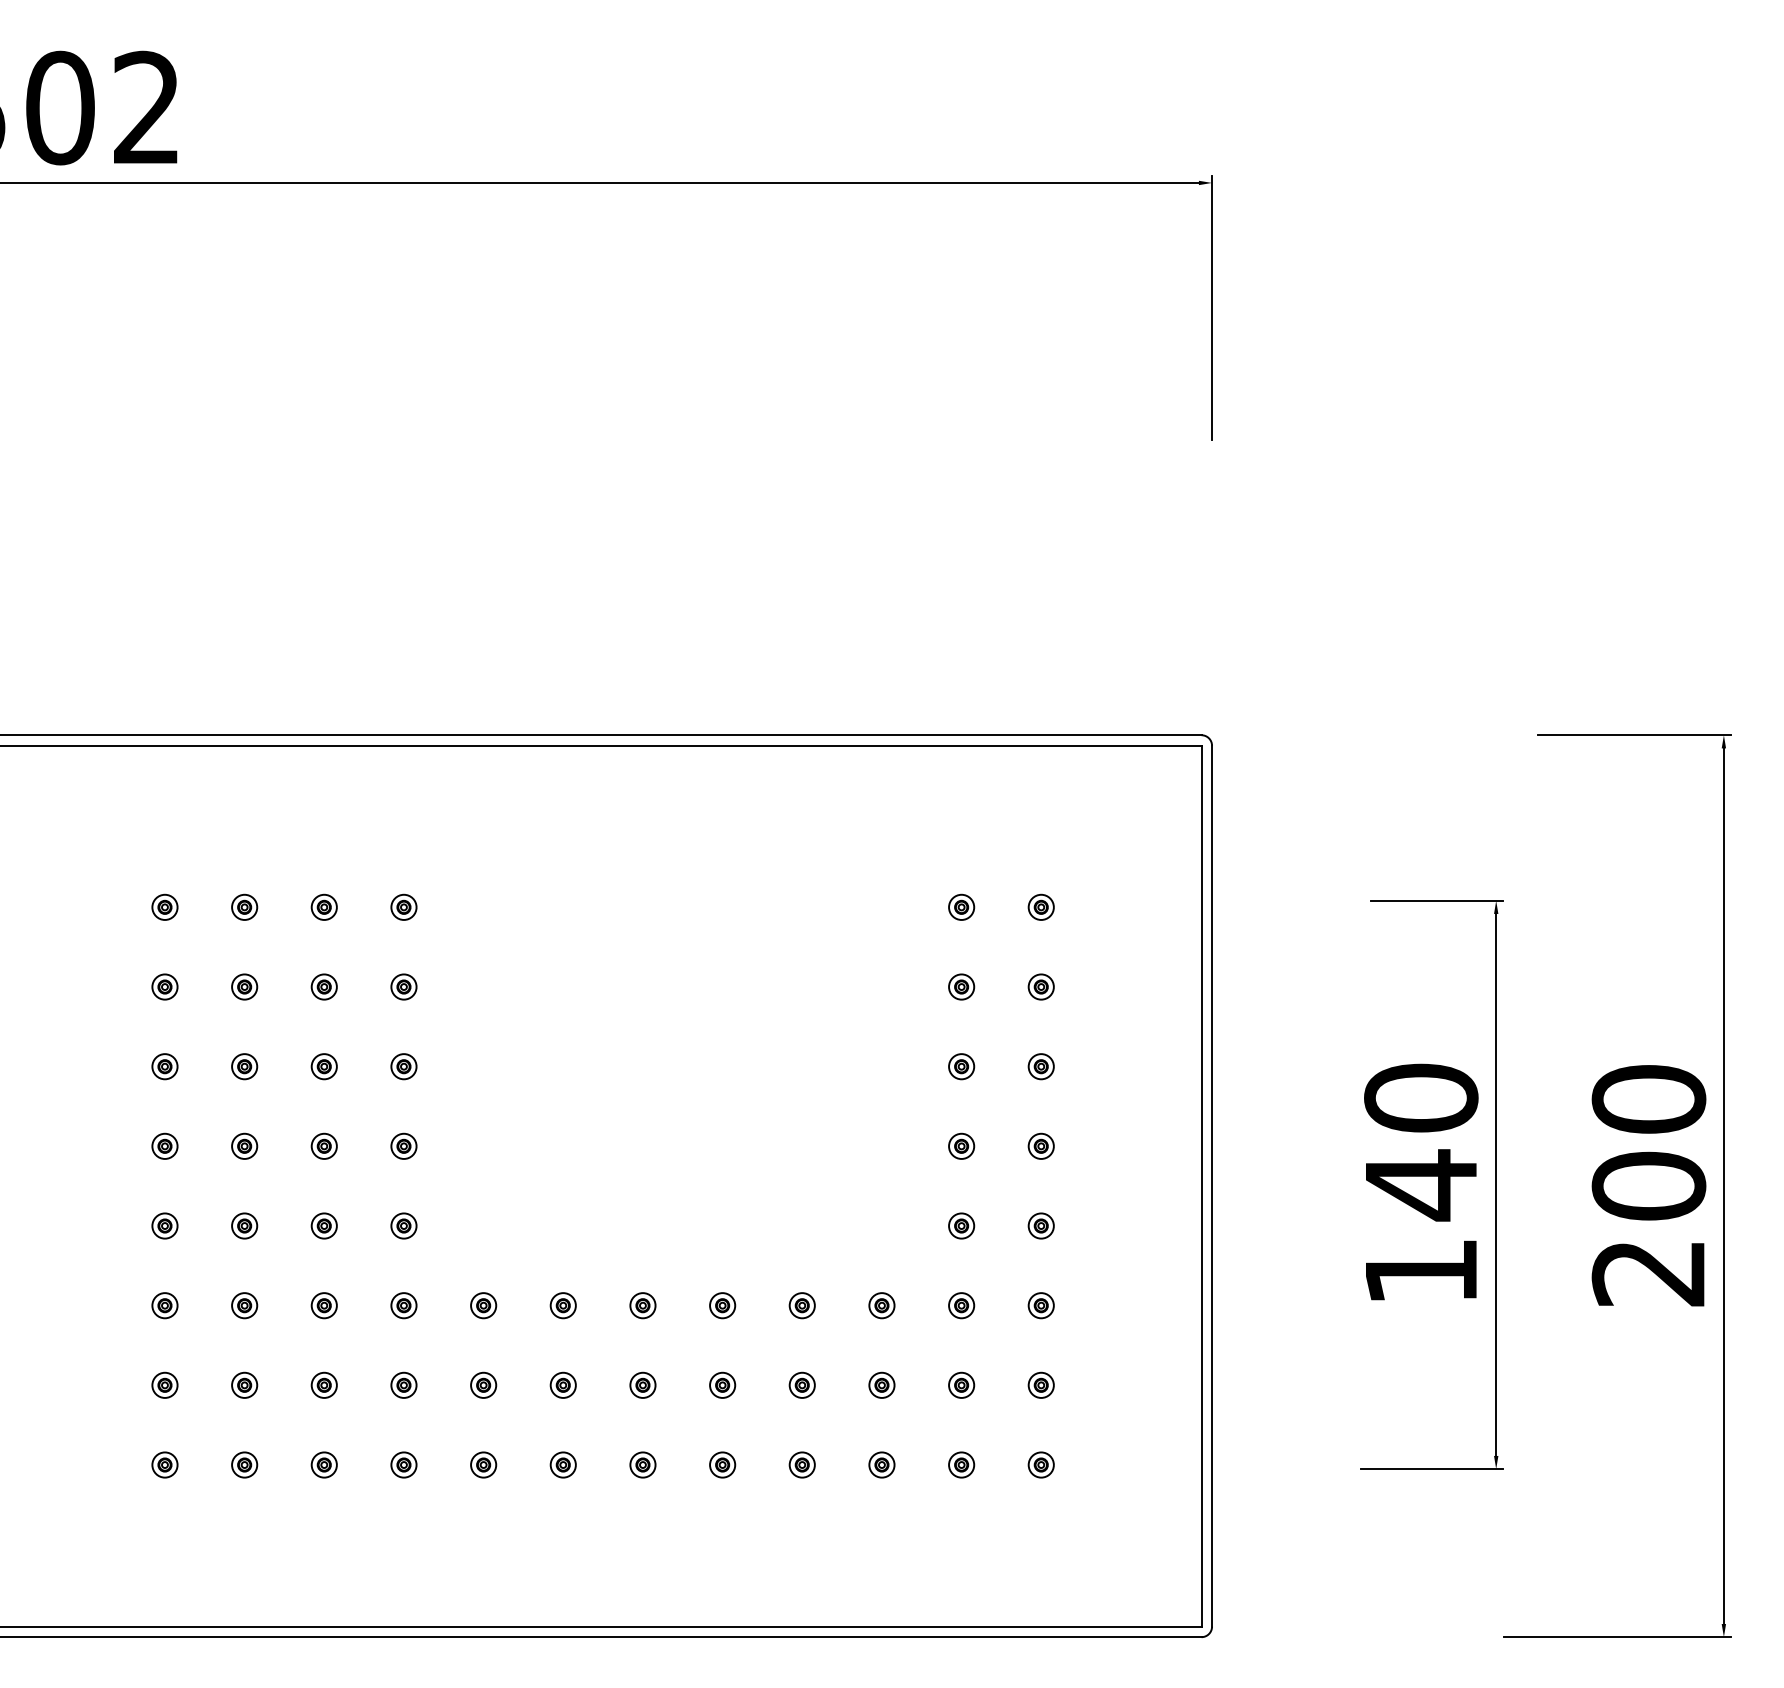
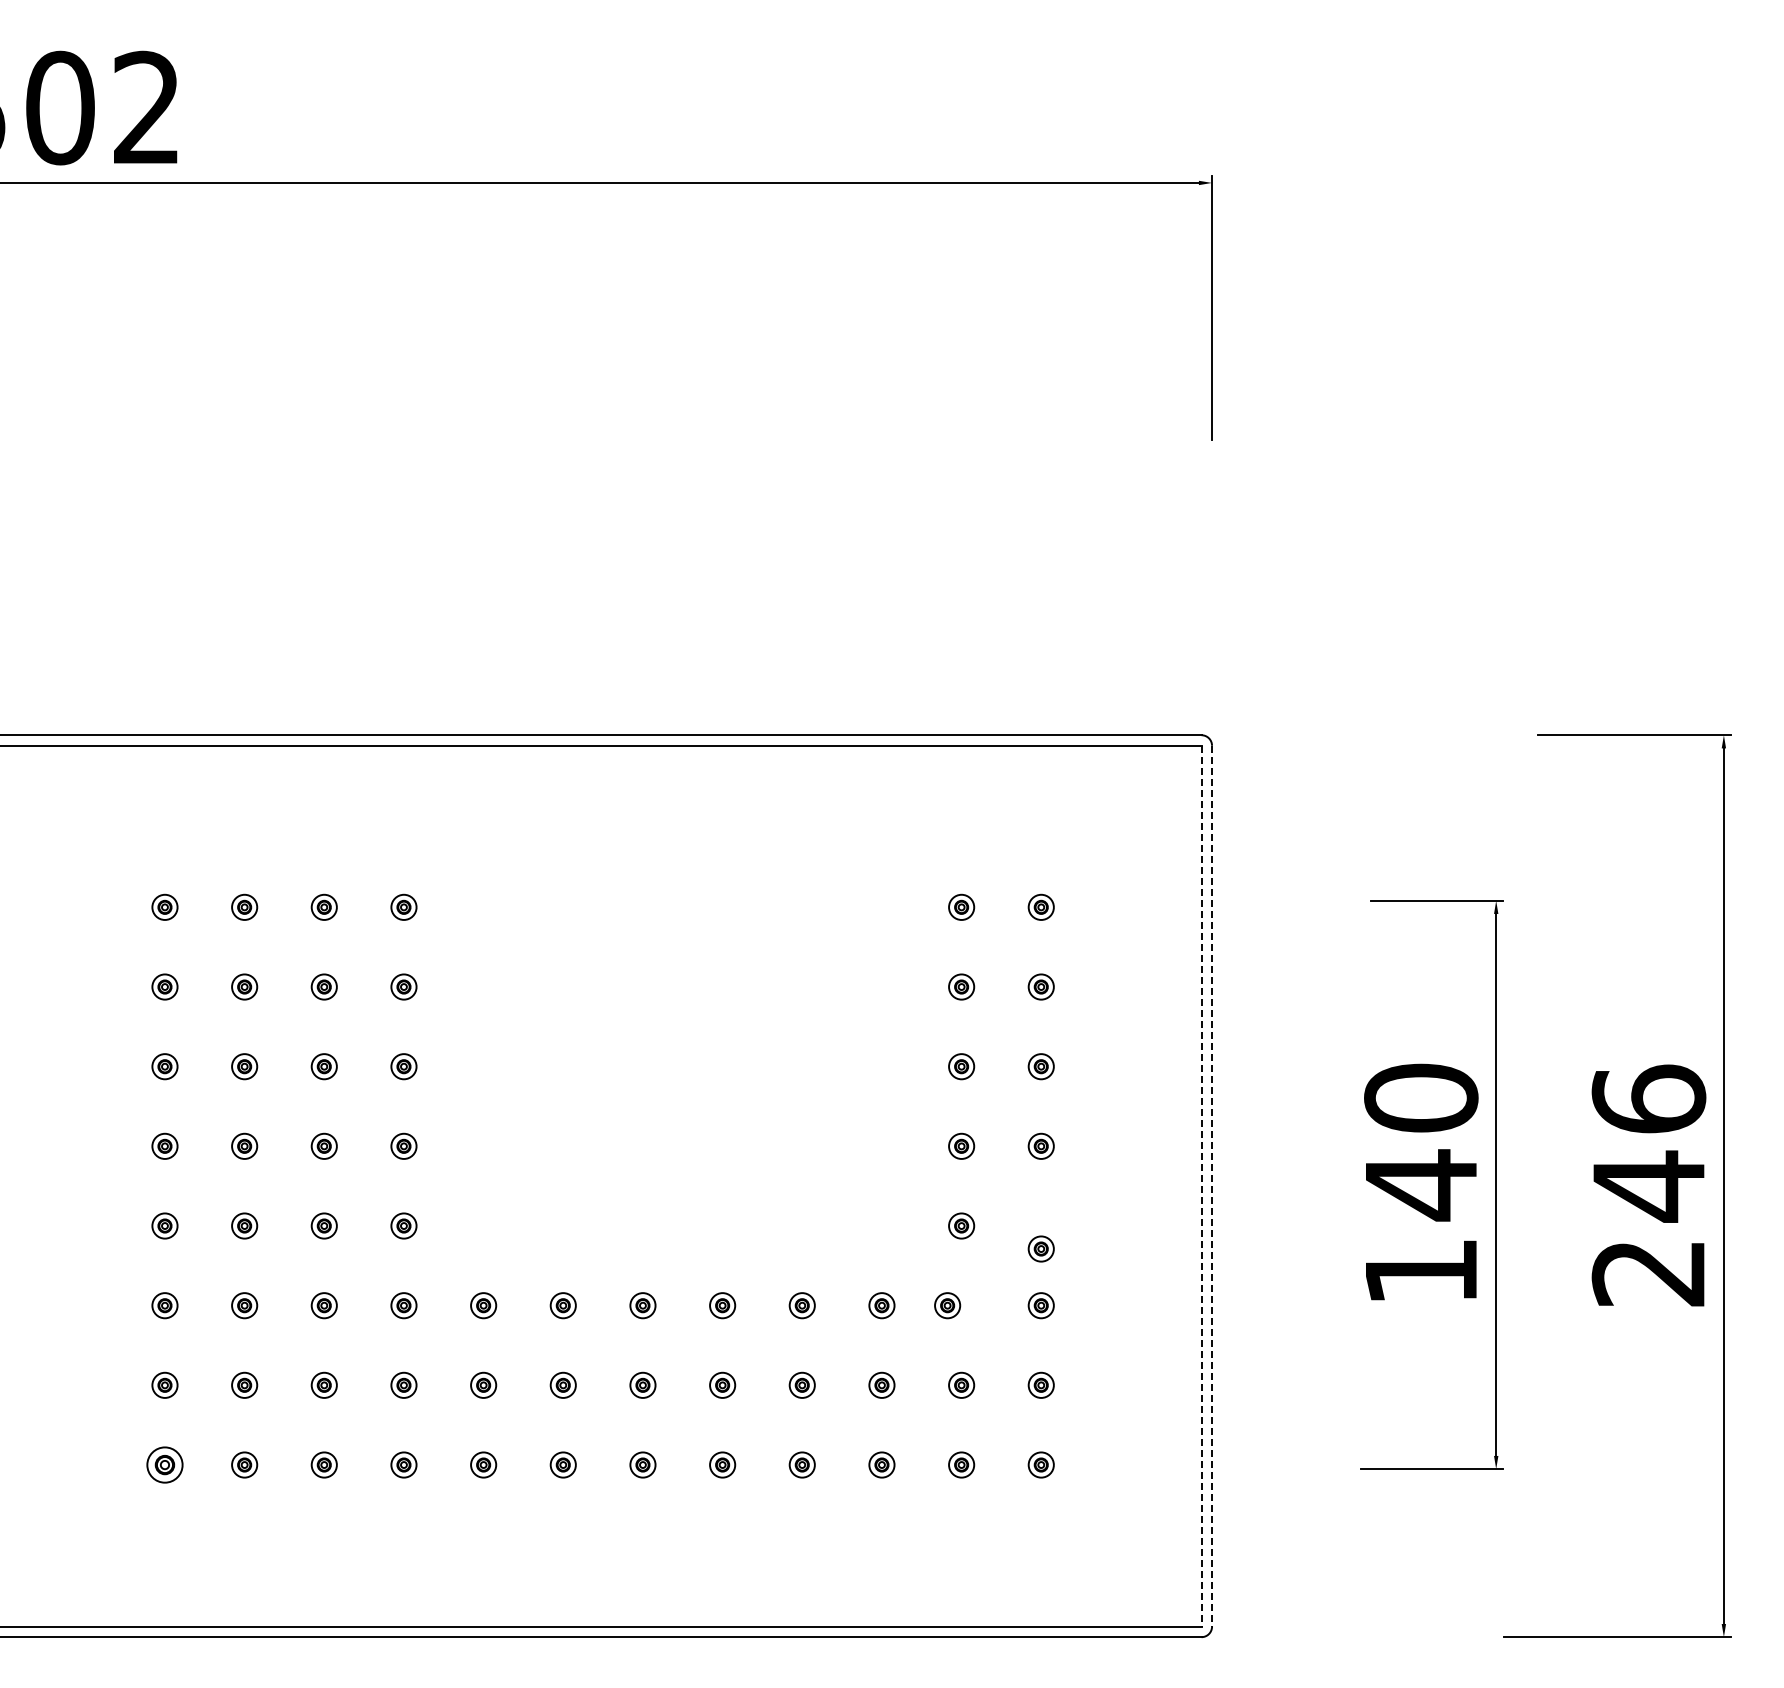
text: 200 -> 246 (1648, 1143)
line: solid -> dashed (1201, 1186)
line: solid -> dashed (1212, 1186)
part position: (1040, 1225) -> (1040, 1248) (1040, 1248)
part position: (961, 1305) -> (947, 1305) (947, 1305)
part size: 28x28 px -> 38x38 px (164, 1464)
